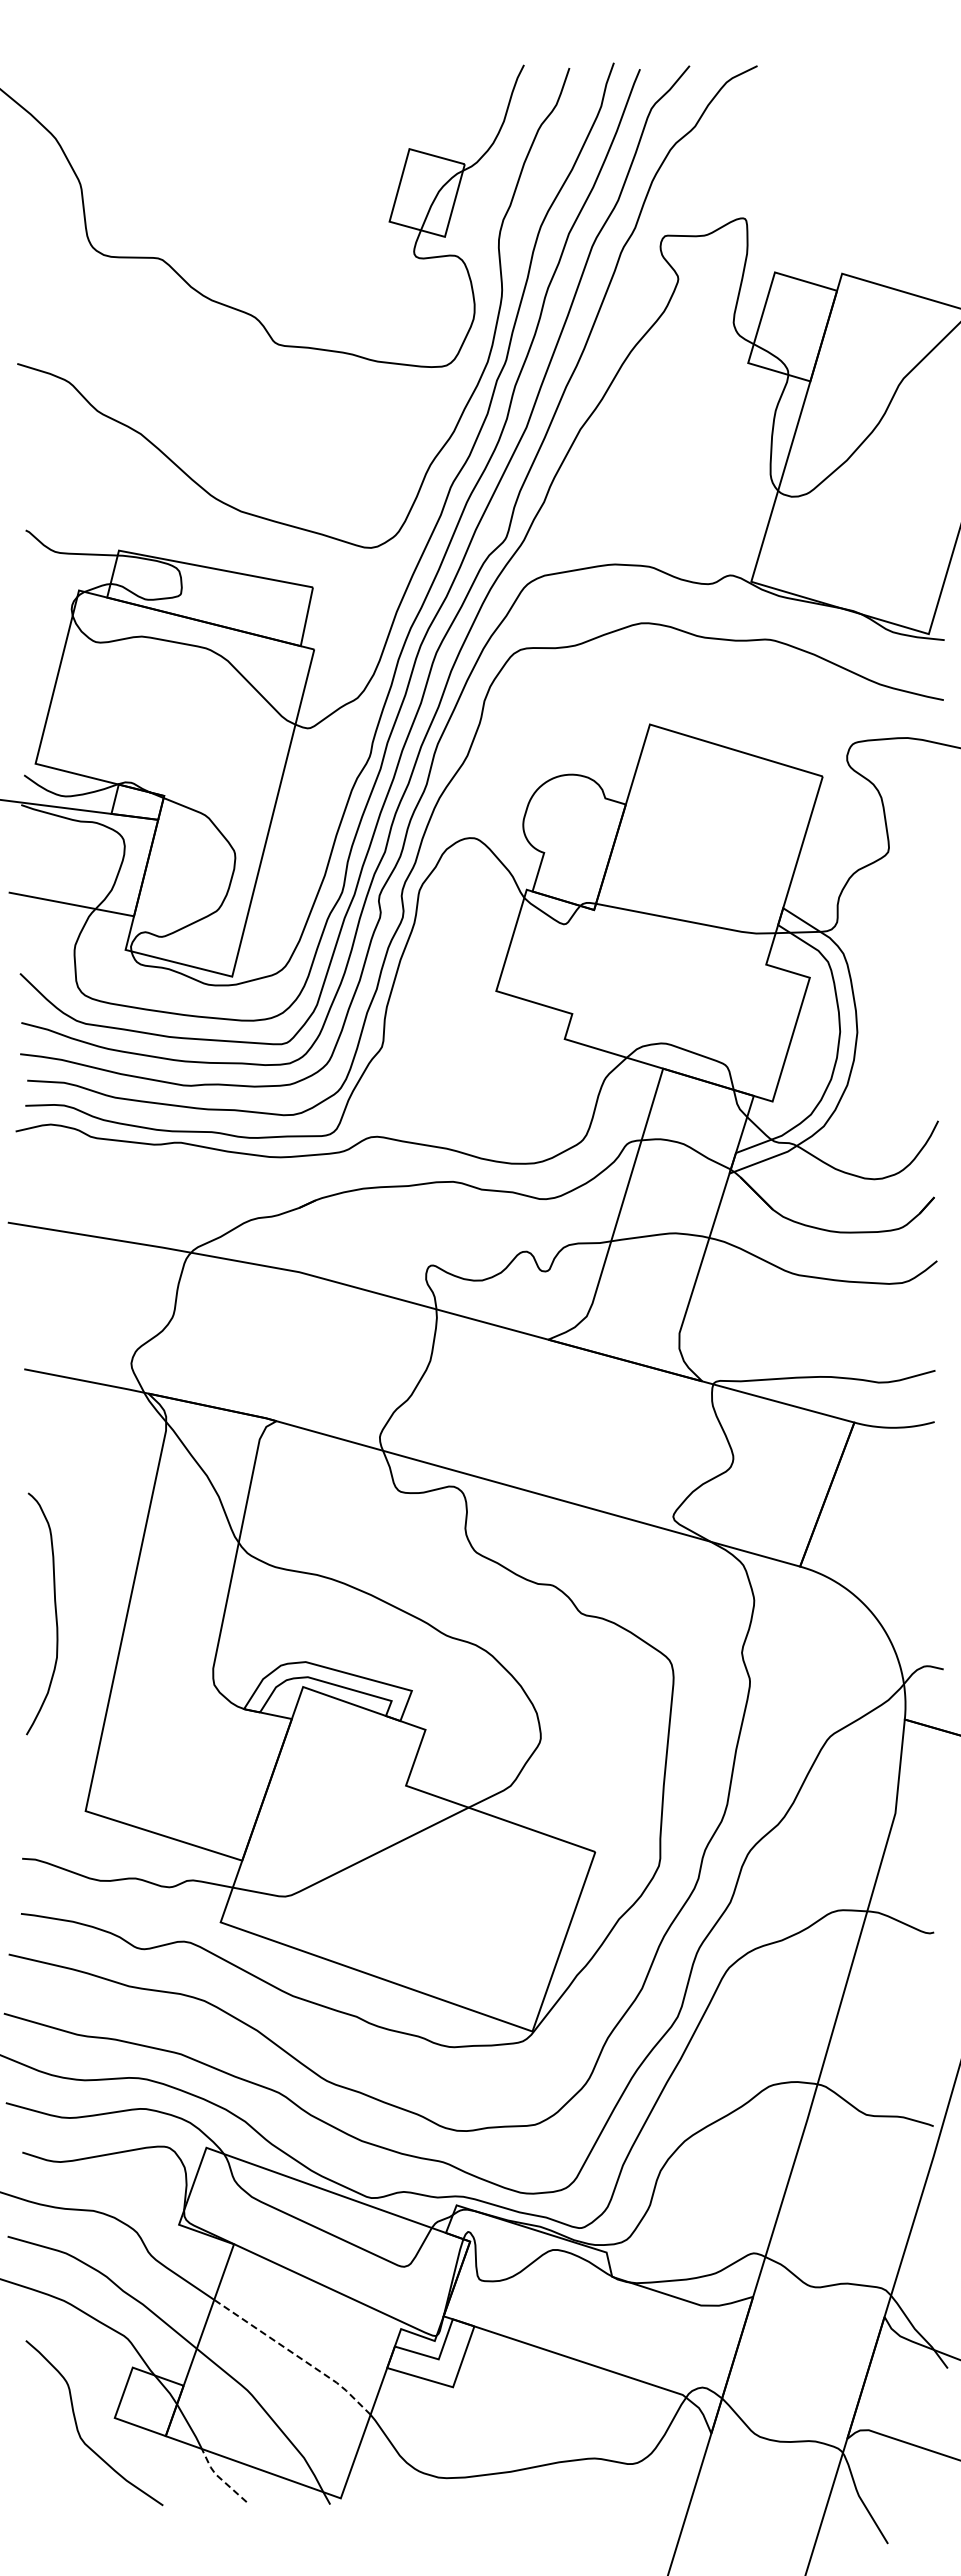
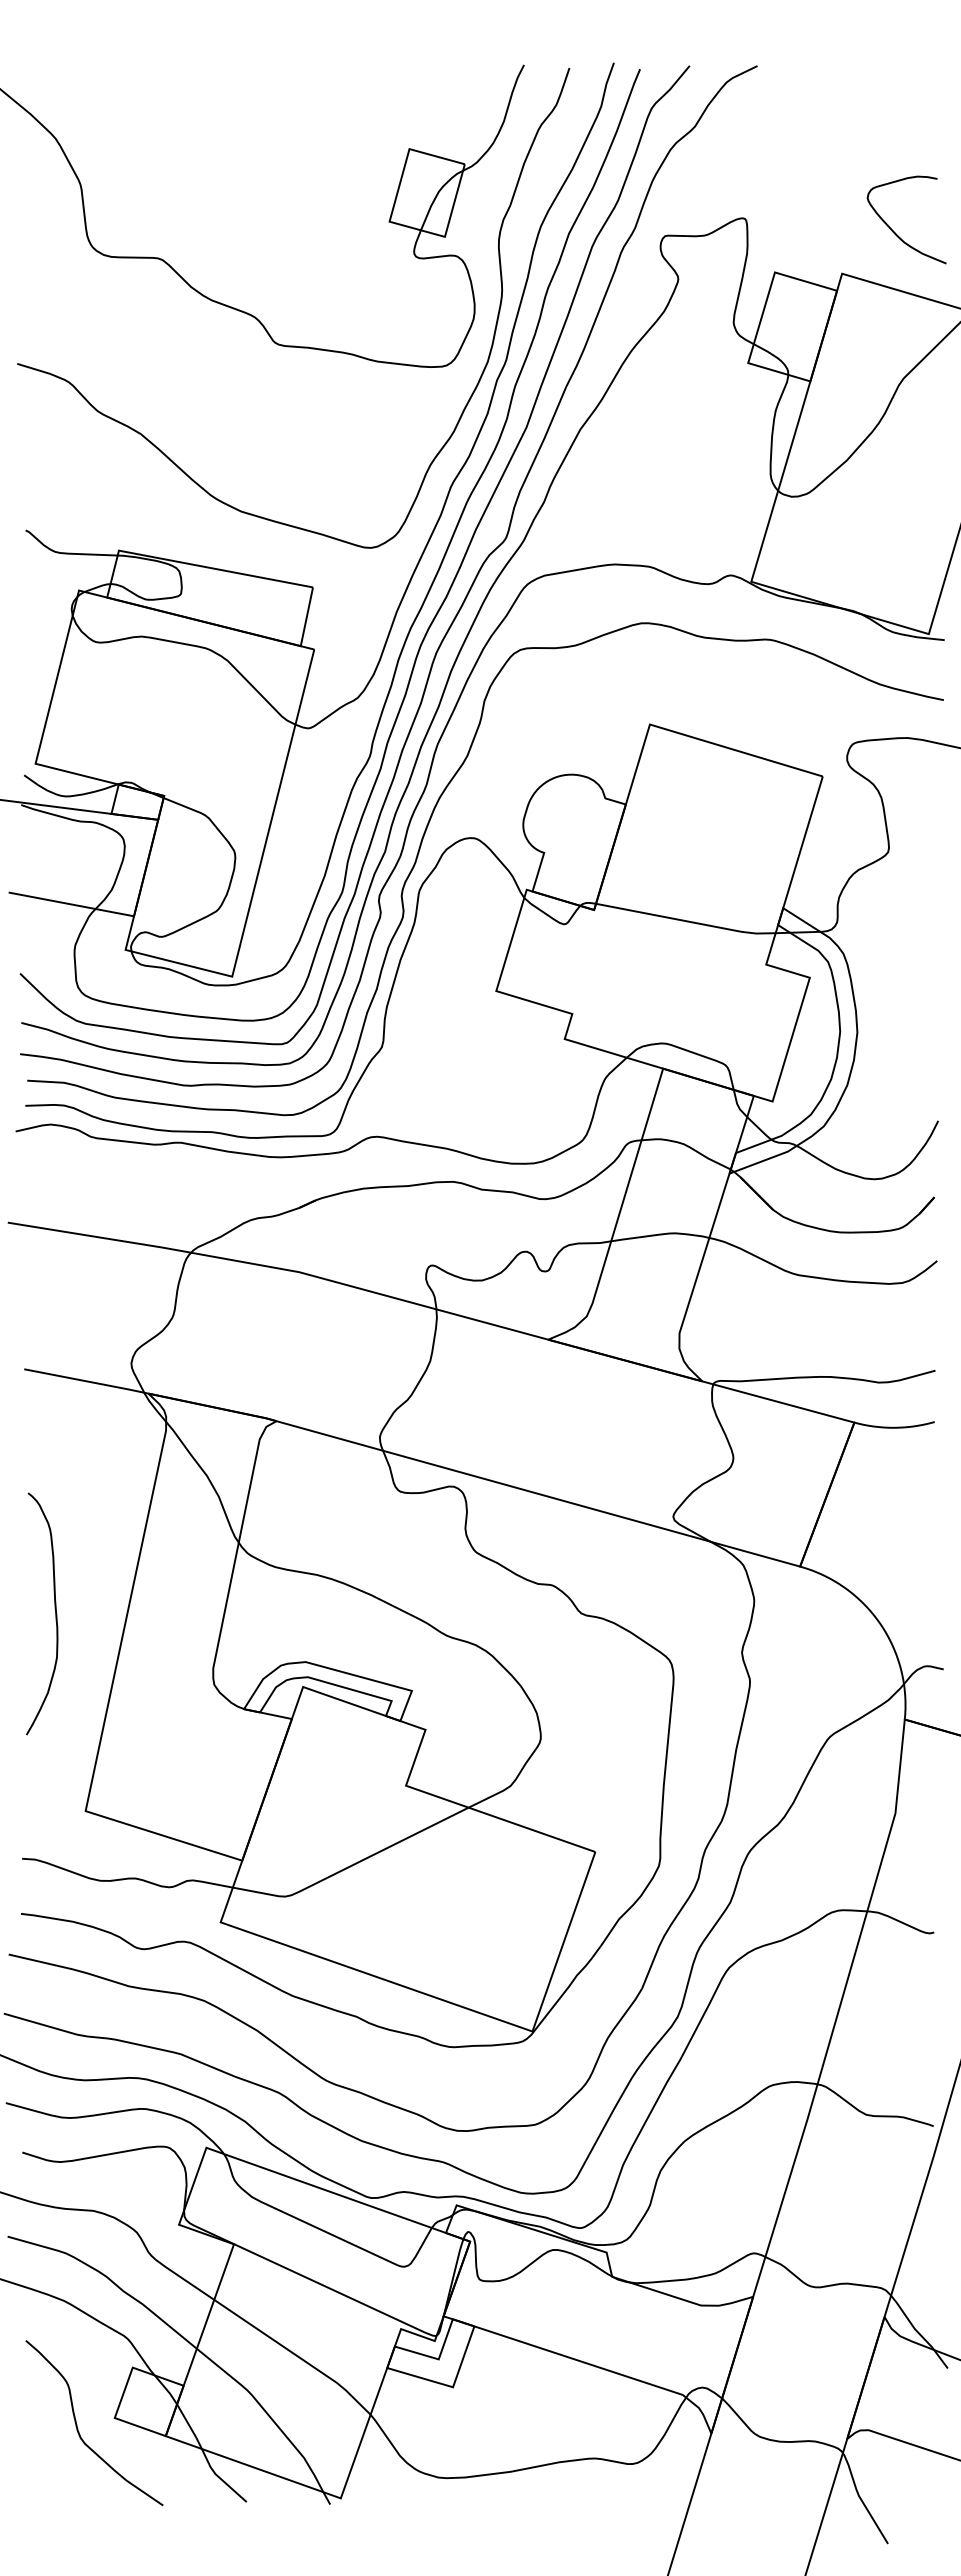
curve: none -> present (894, 231)
line: dashed -> solid (296, 2355)
line: dashed -> solid (219, 2477)
